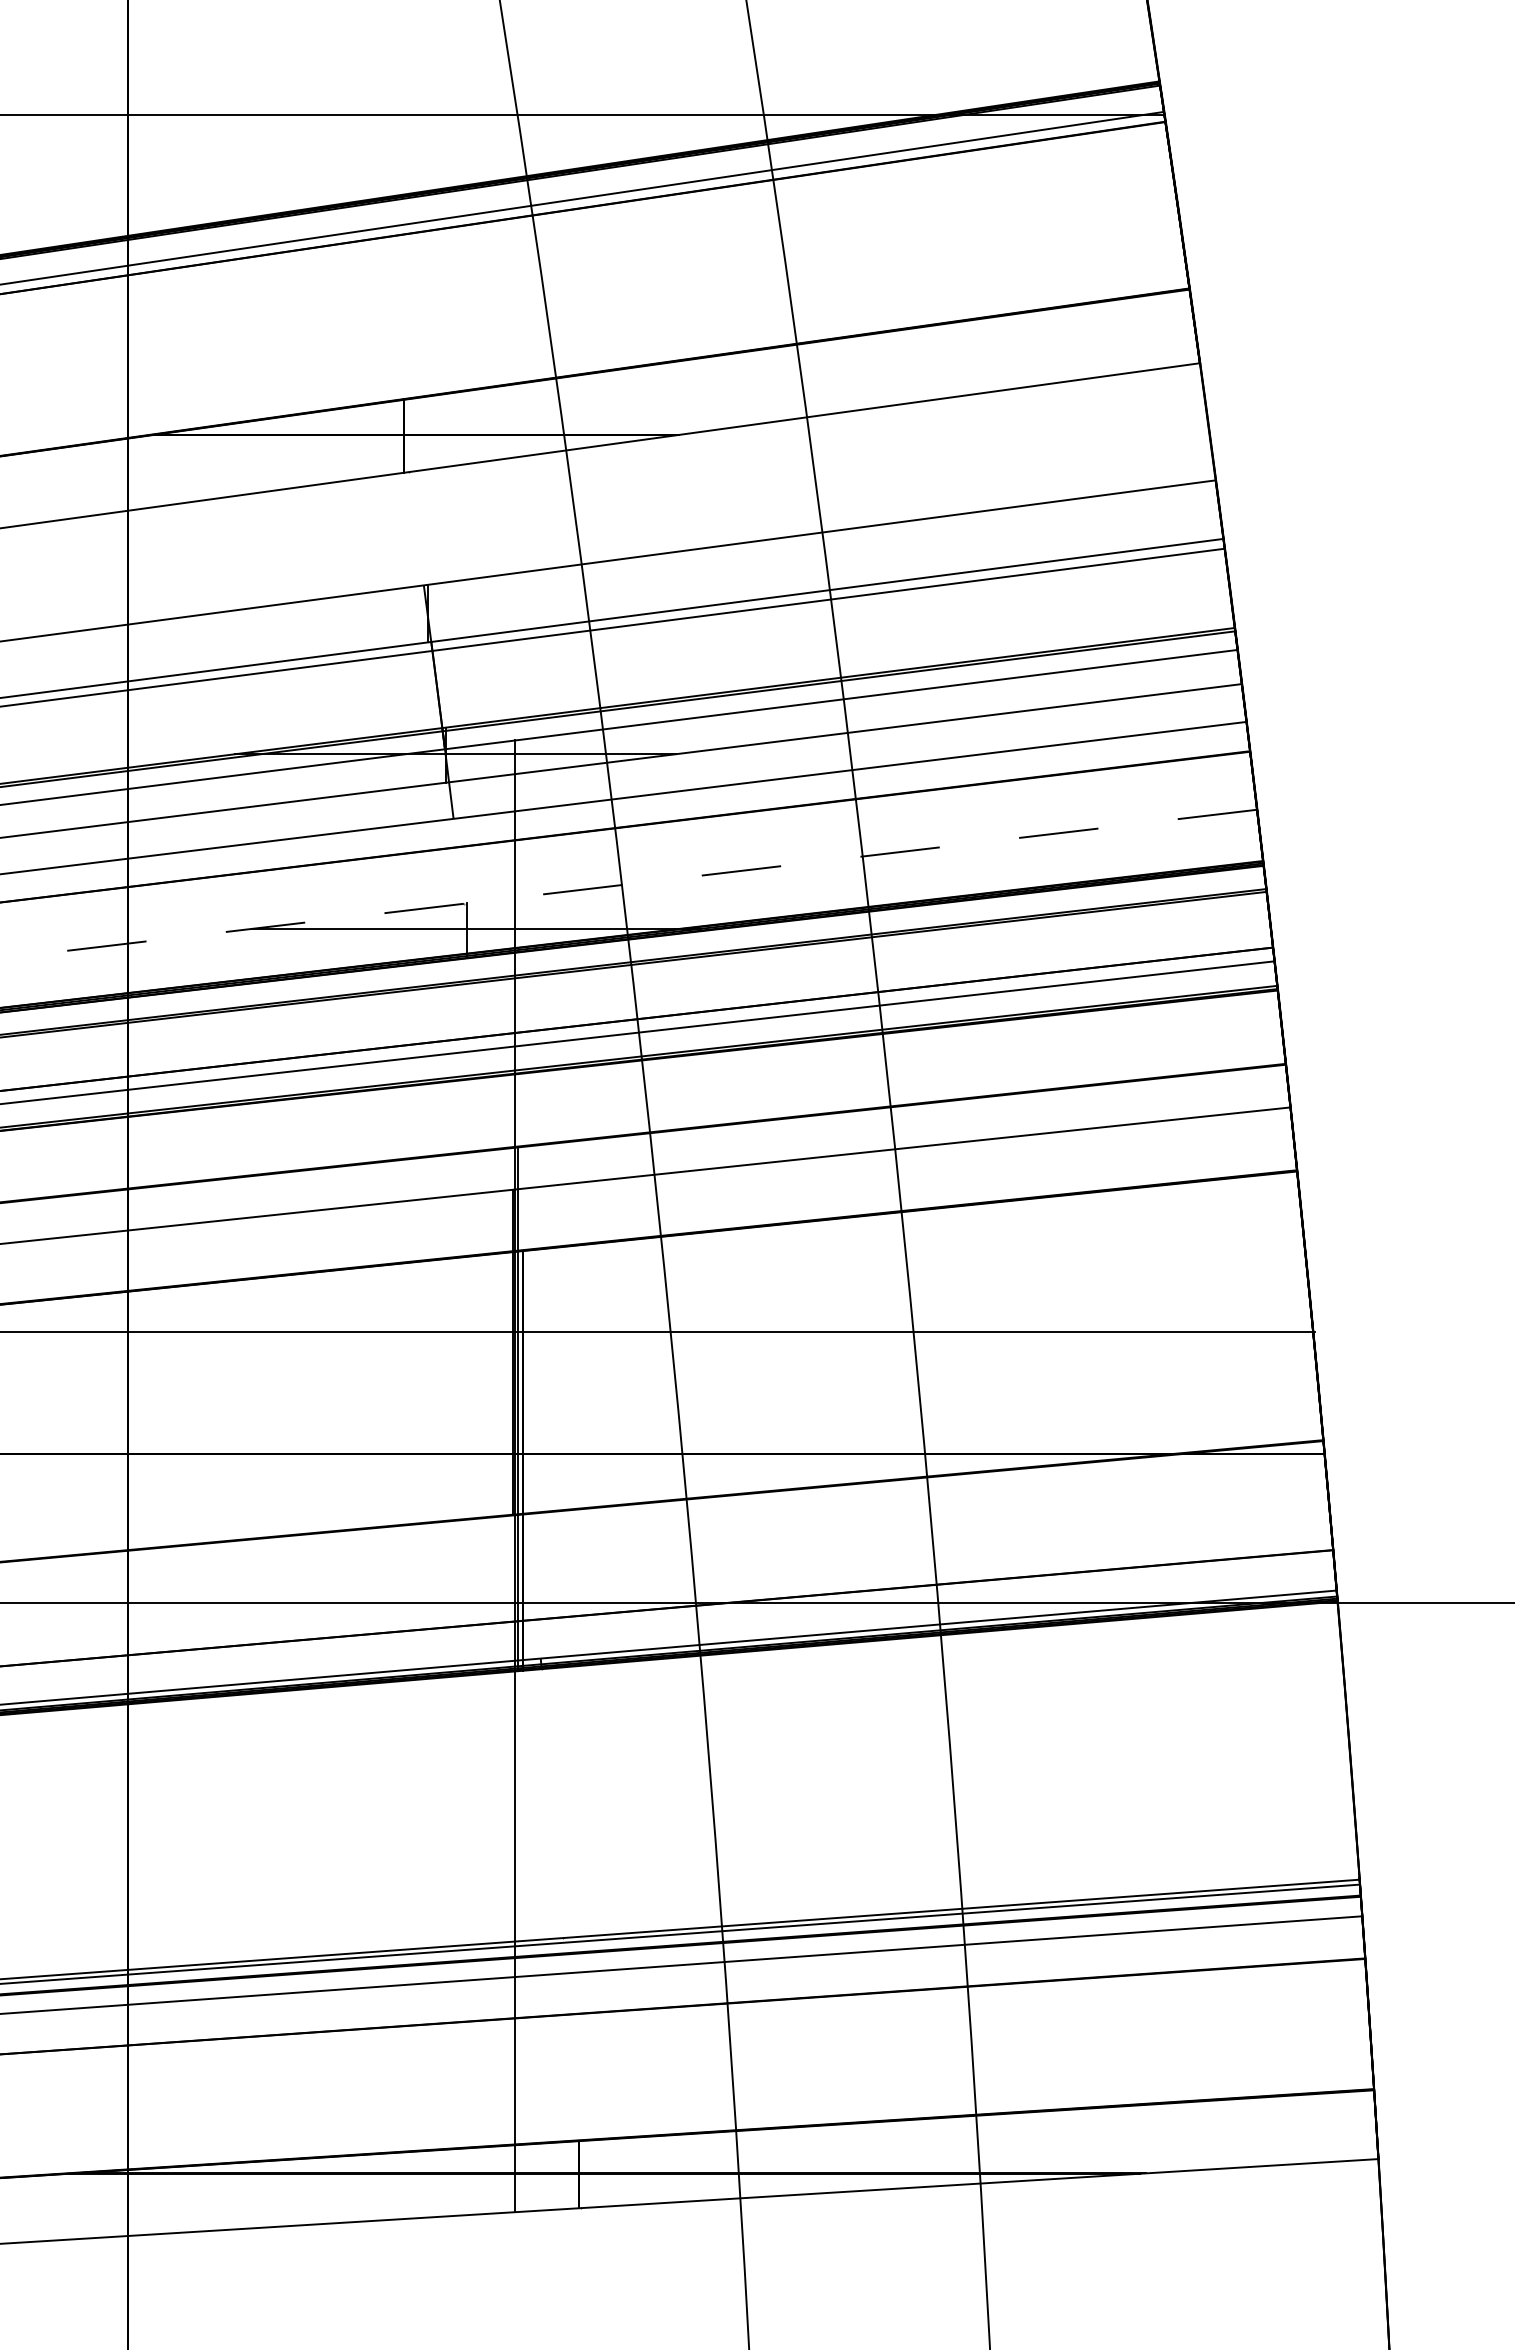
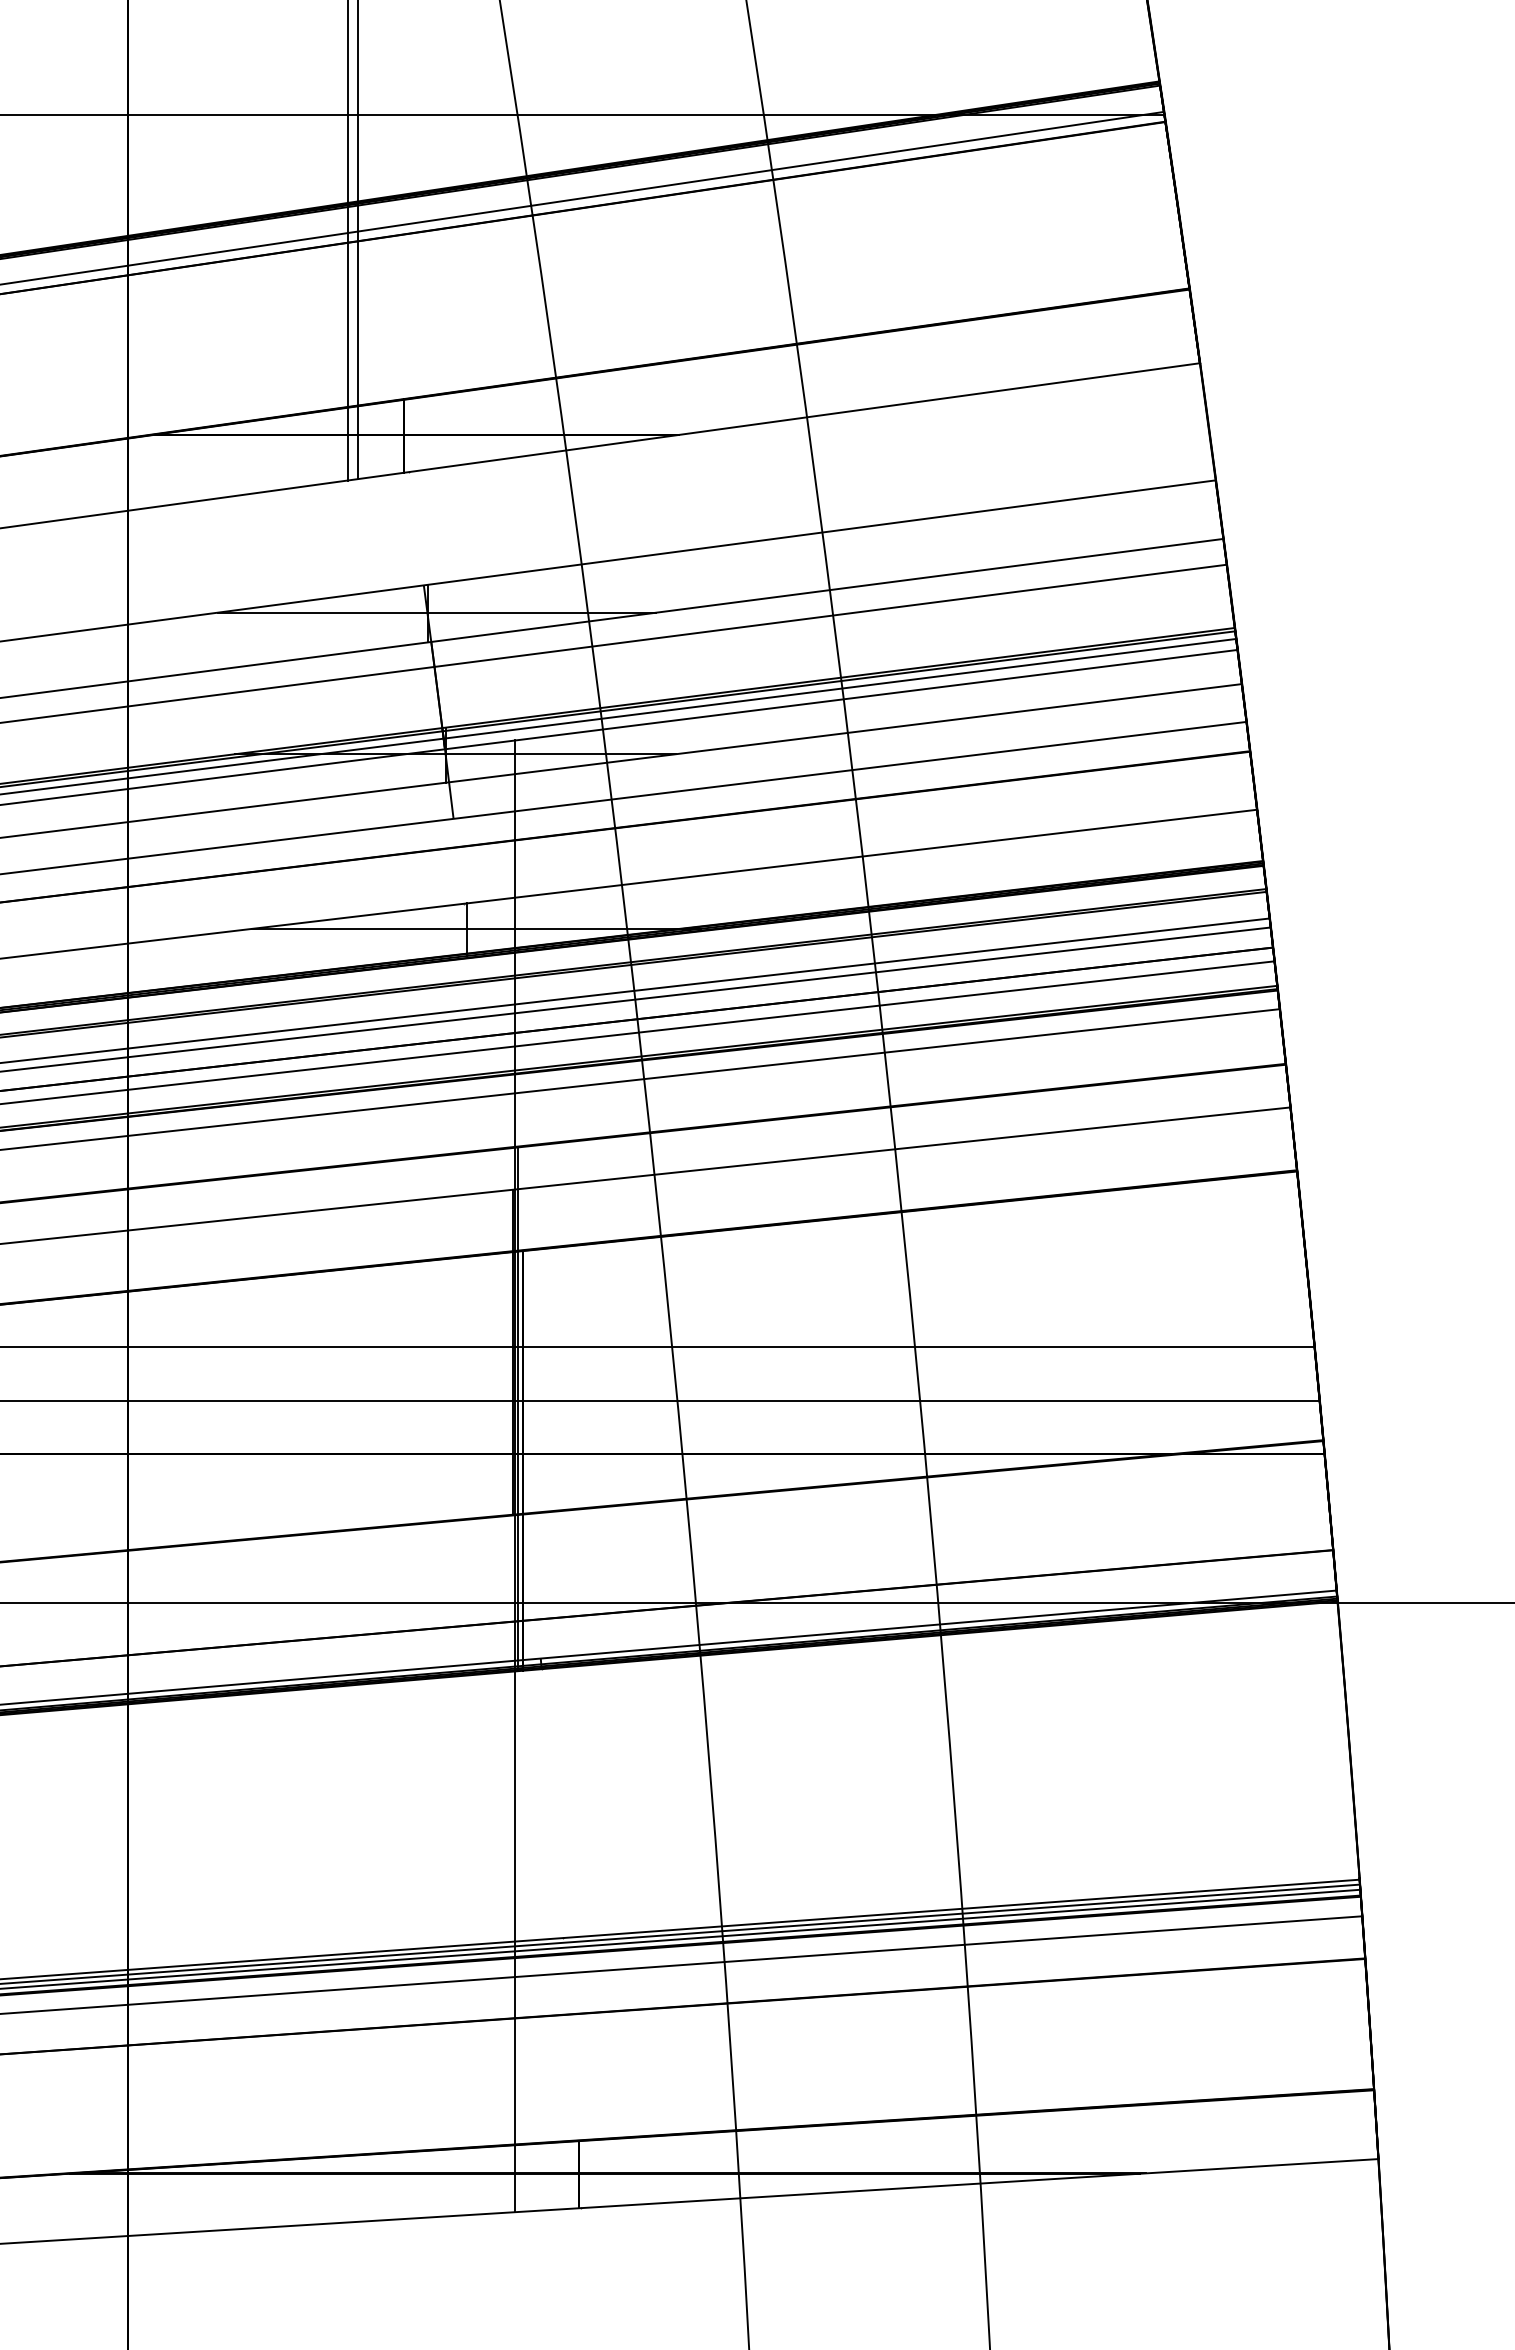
line: none -> present (357, 240)
line: none -> present (347, 241)
line: none -> present (436, 612)
line position: (613, 627) -> (614, 643) (614, 643)
line: none -> present (619, 716)
line: dashed -> solid (628, 884)
line: none -> present (635, 990)
line: none -> present (636, 999)
line: none -> present (640, 1079)
line position: (658, 1331) -> (658, 1346) (658, 1346)
line: none -> present (660, 1400)
line: none -> present (681, 1938)
